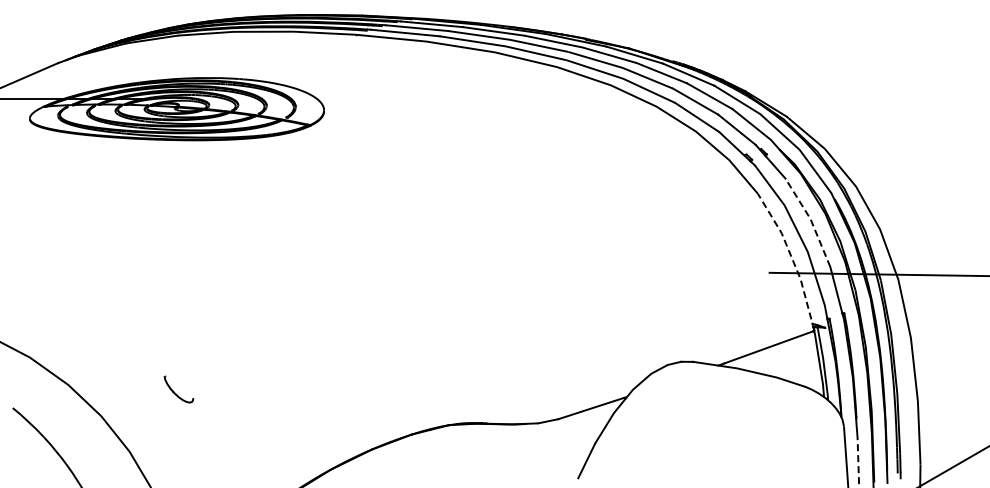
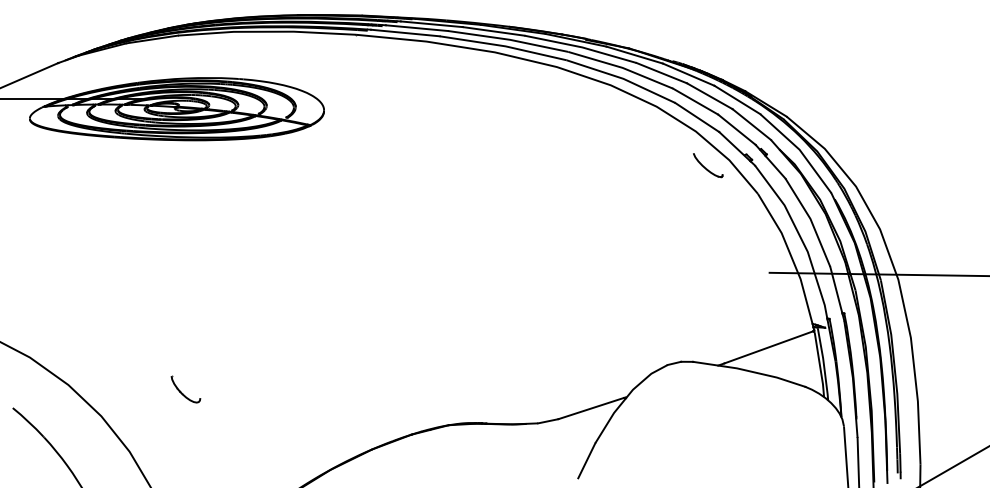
part: none -> present (708, 165)
line: dashed -> solid (810, 219)
line: dashed -> solid (792, 258)
part position: (178, 389) -> (185, 389) (185, 389)
line: dashed -> solid (858, 462)
